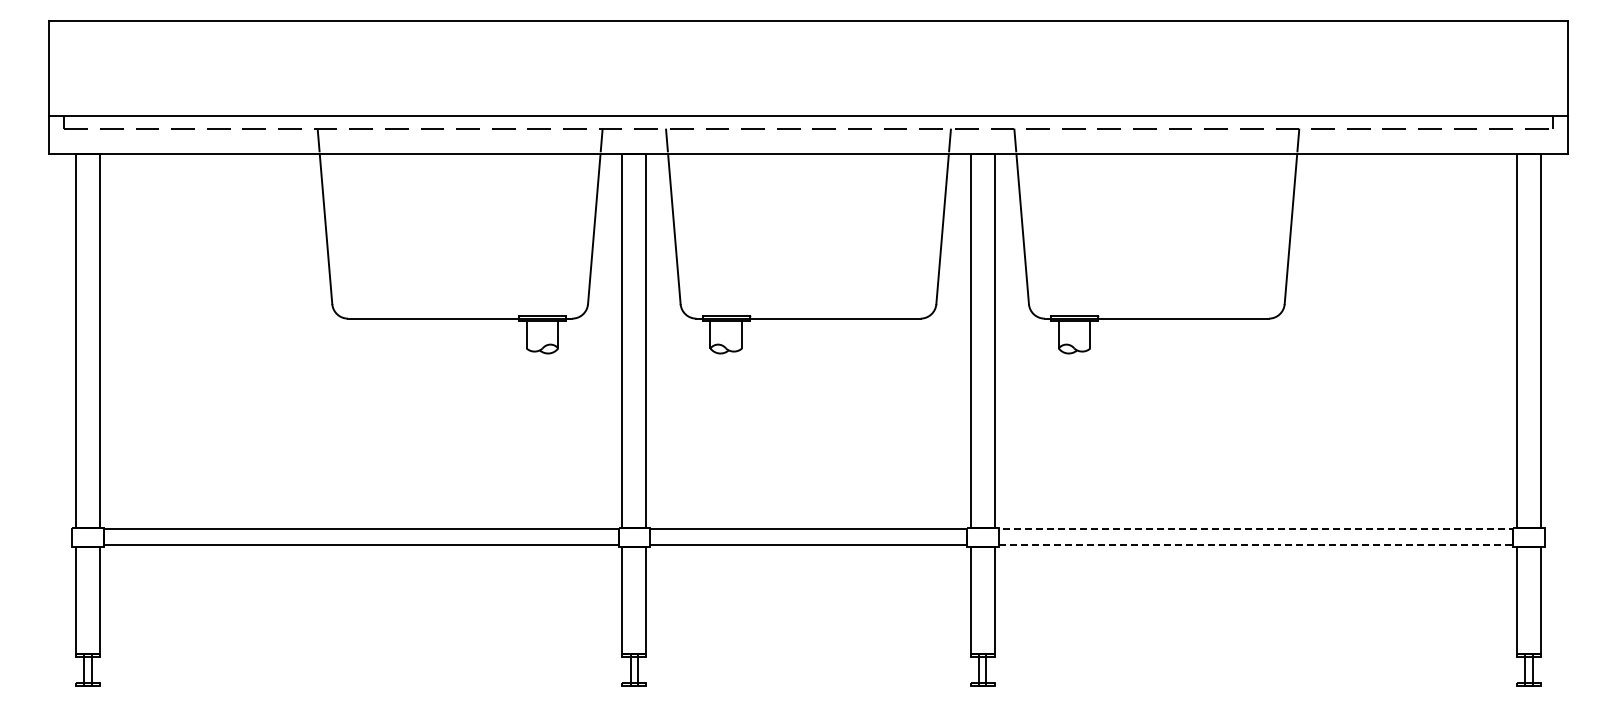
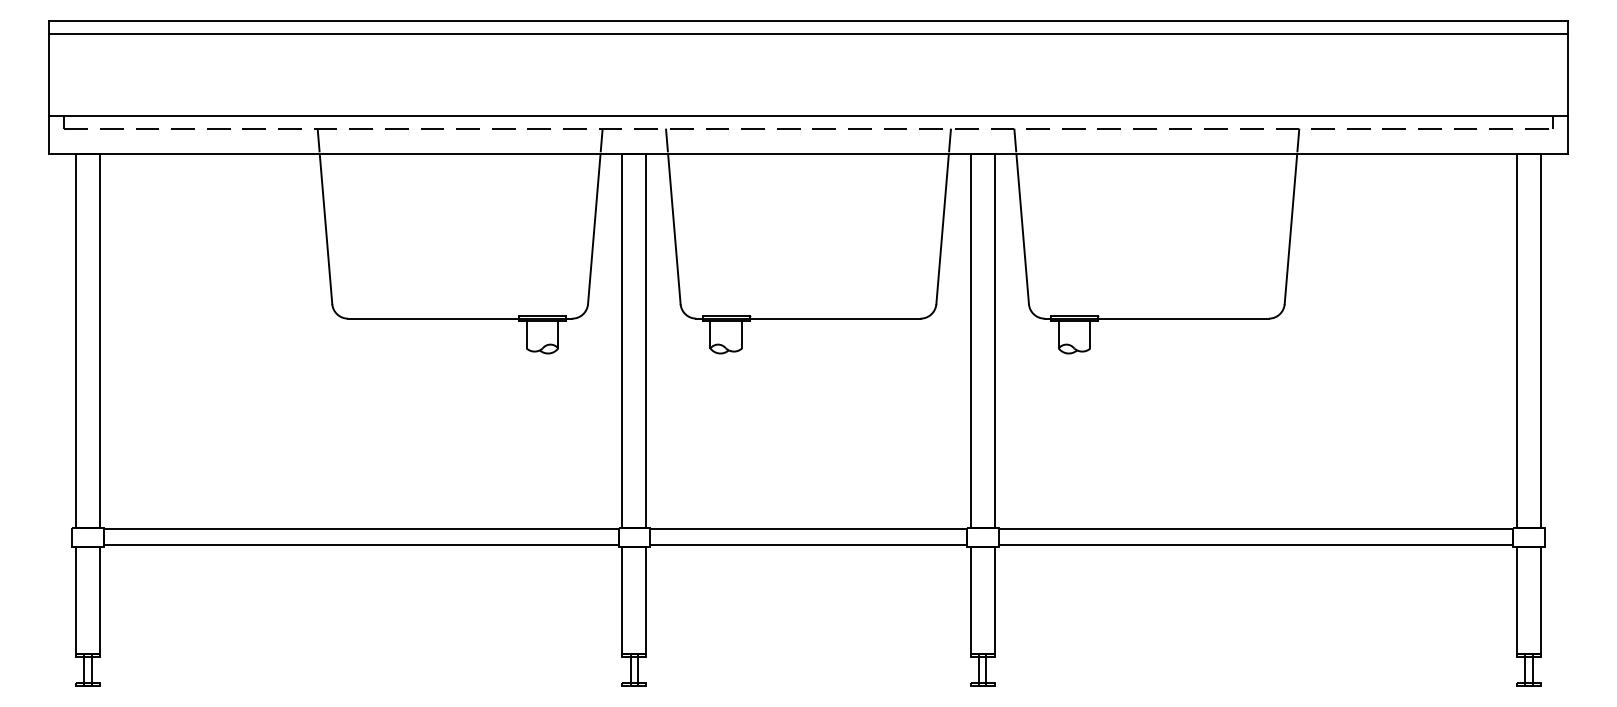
line: none -> present (808, 33)
line: dashed -> solid (1513, 537)
